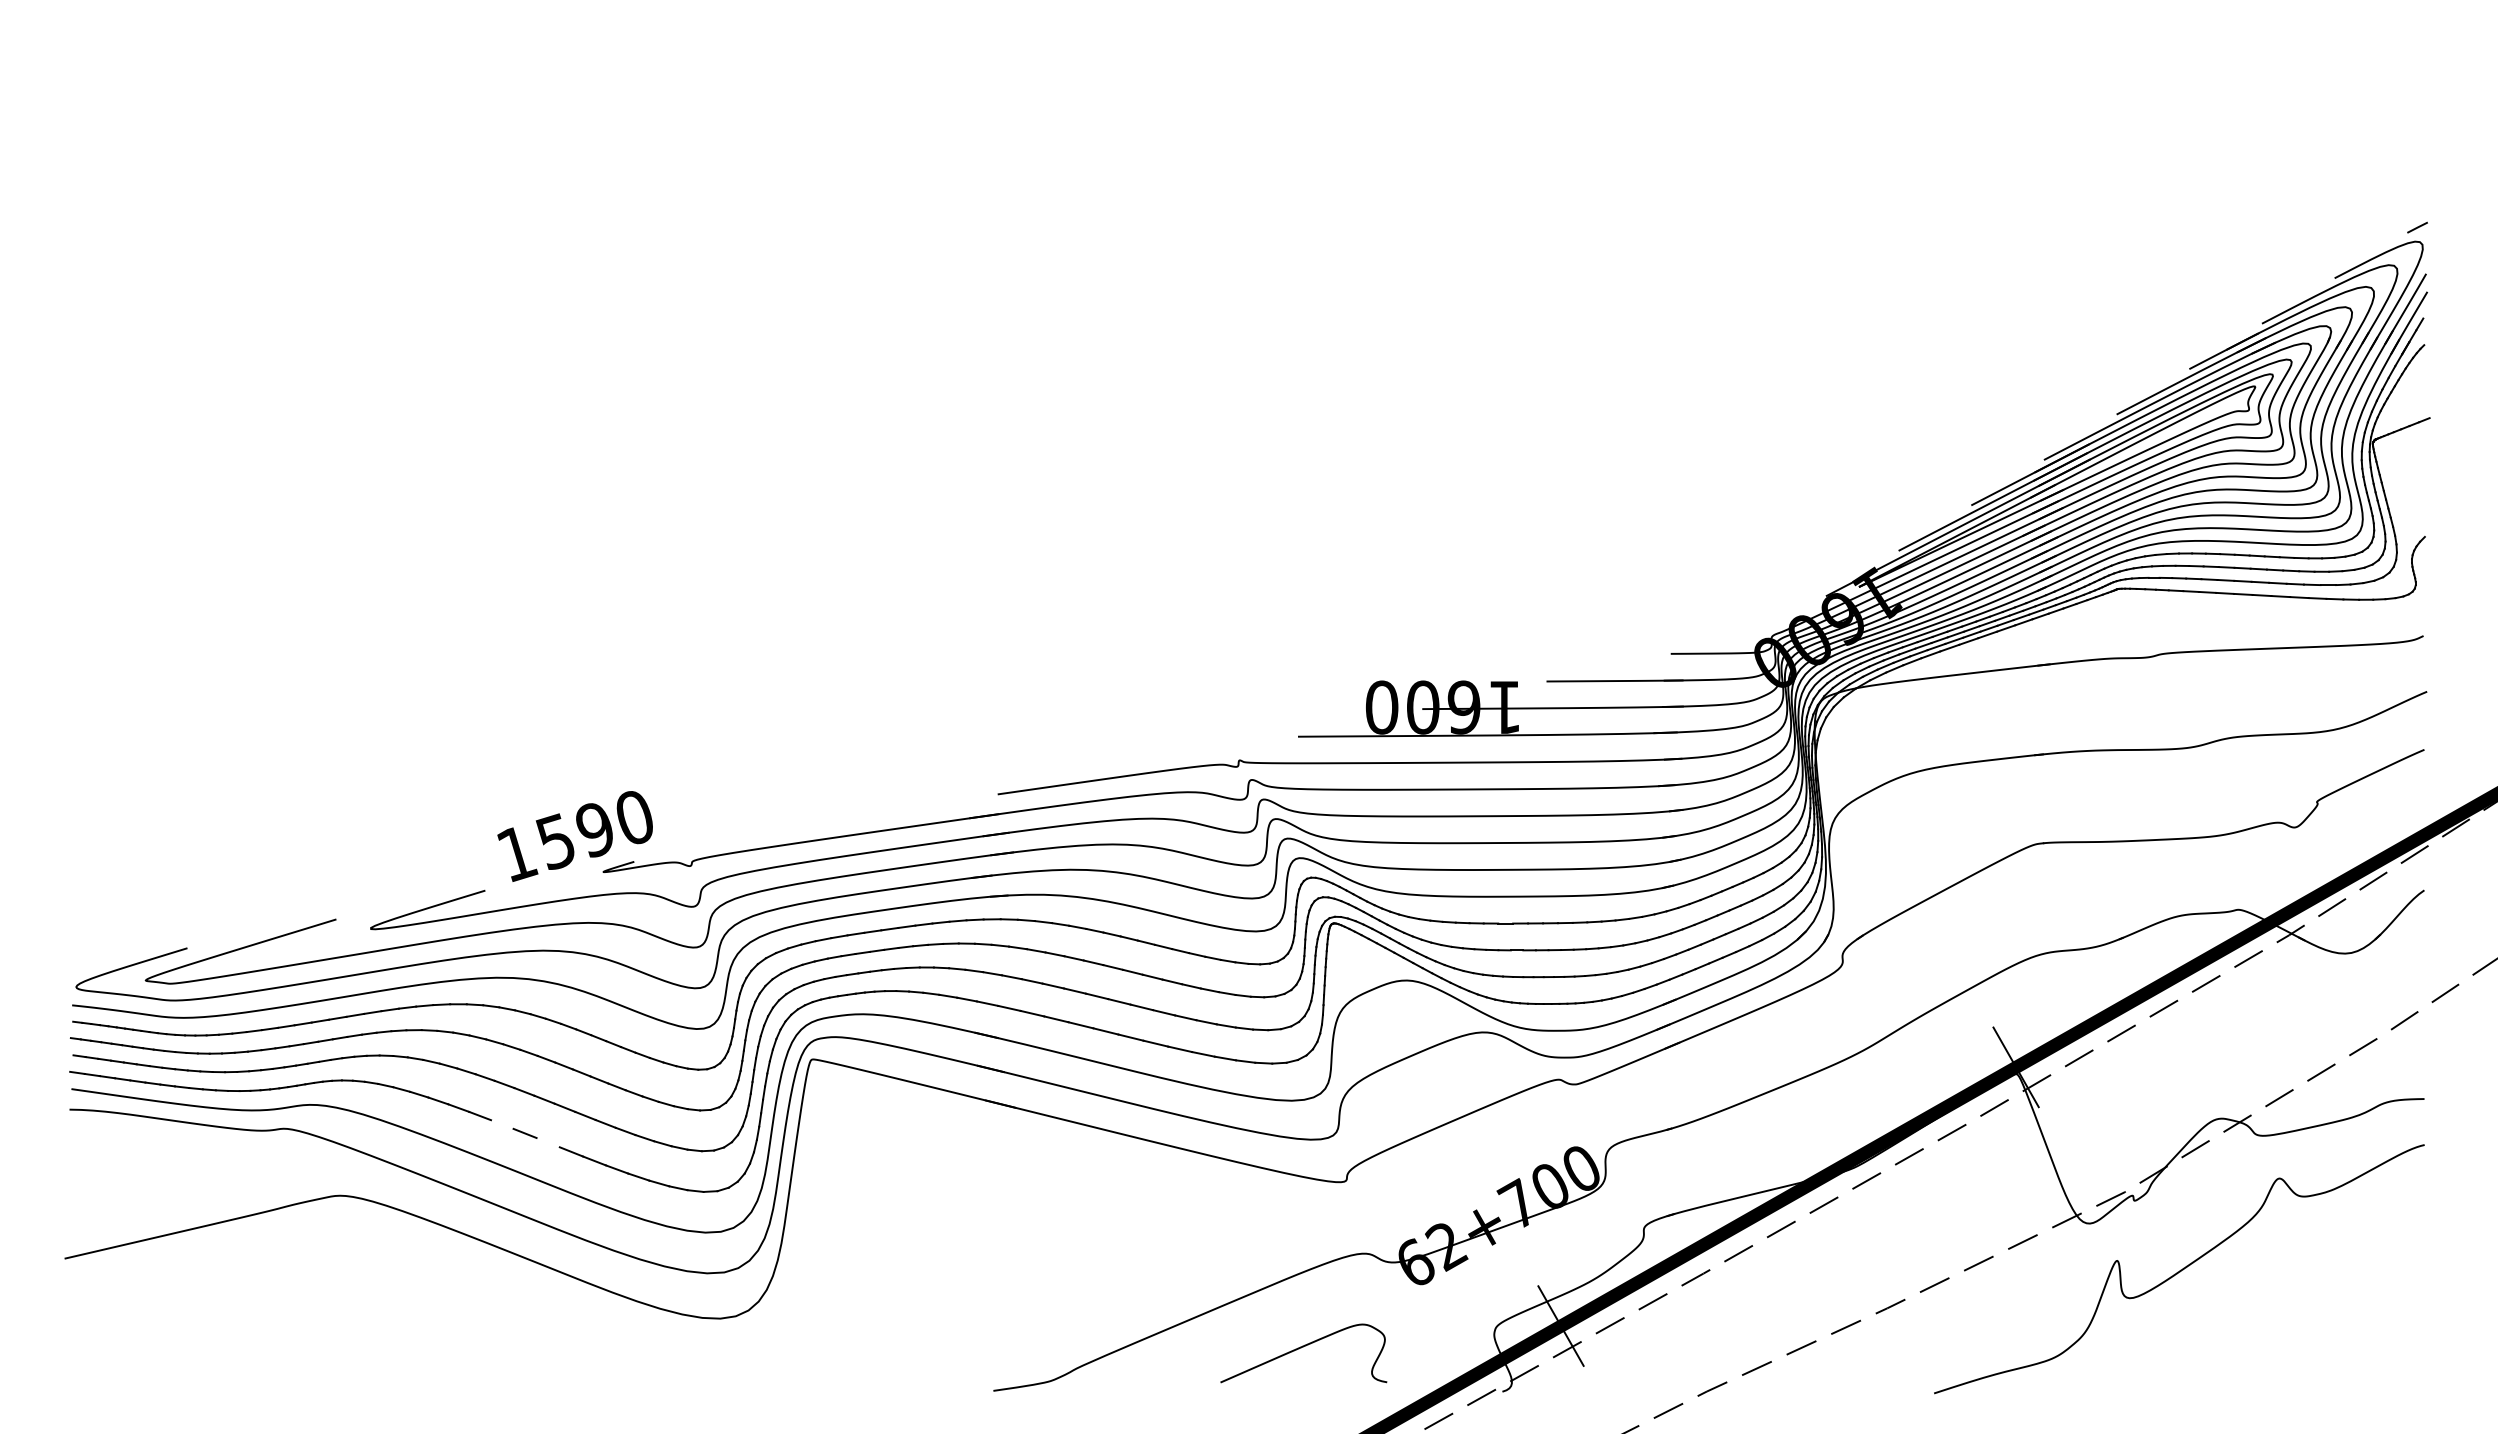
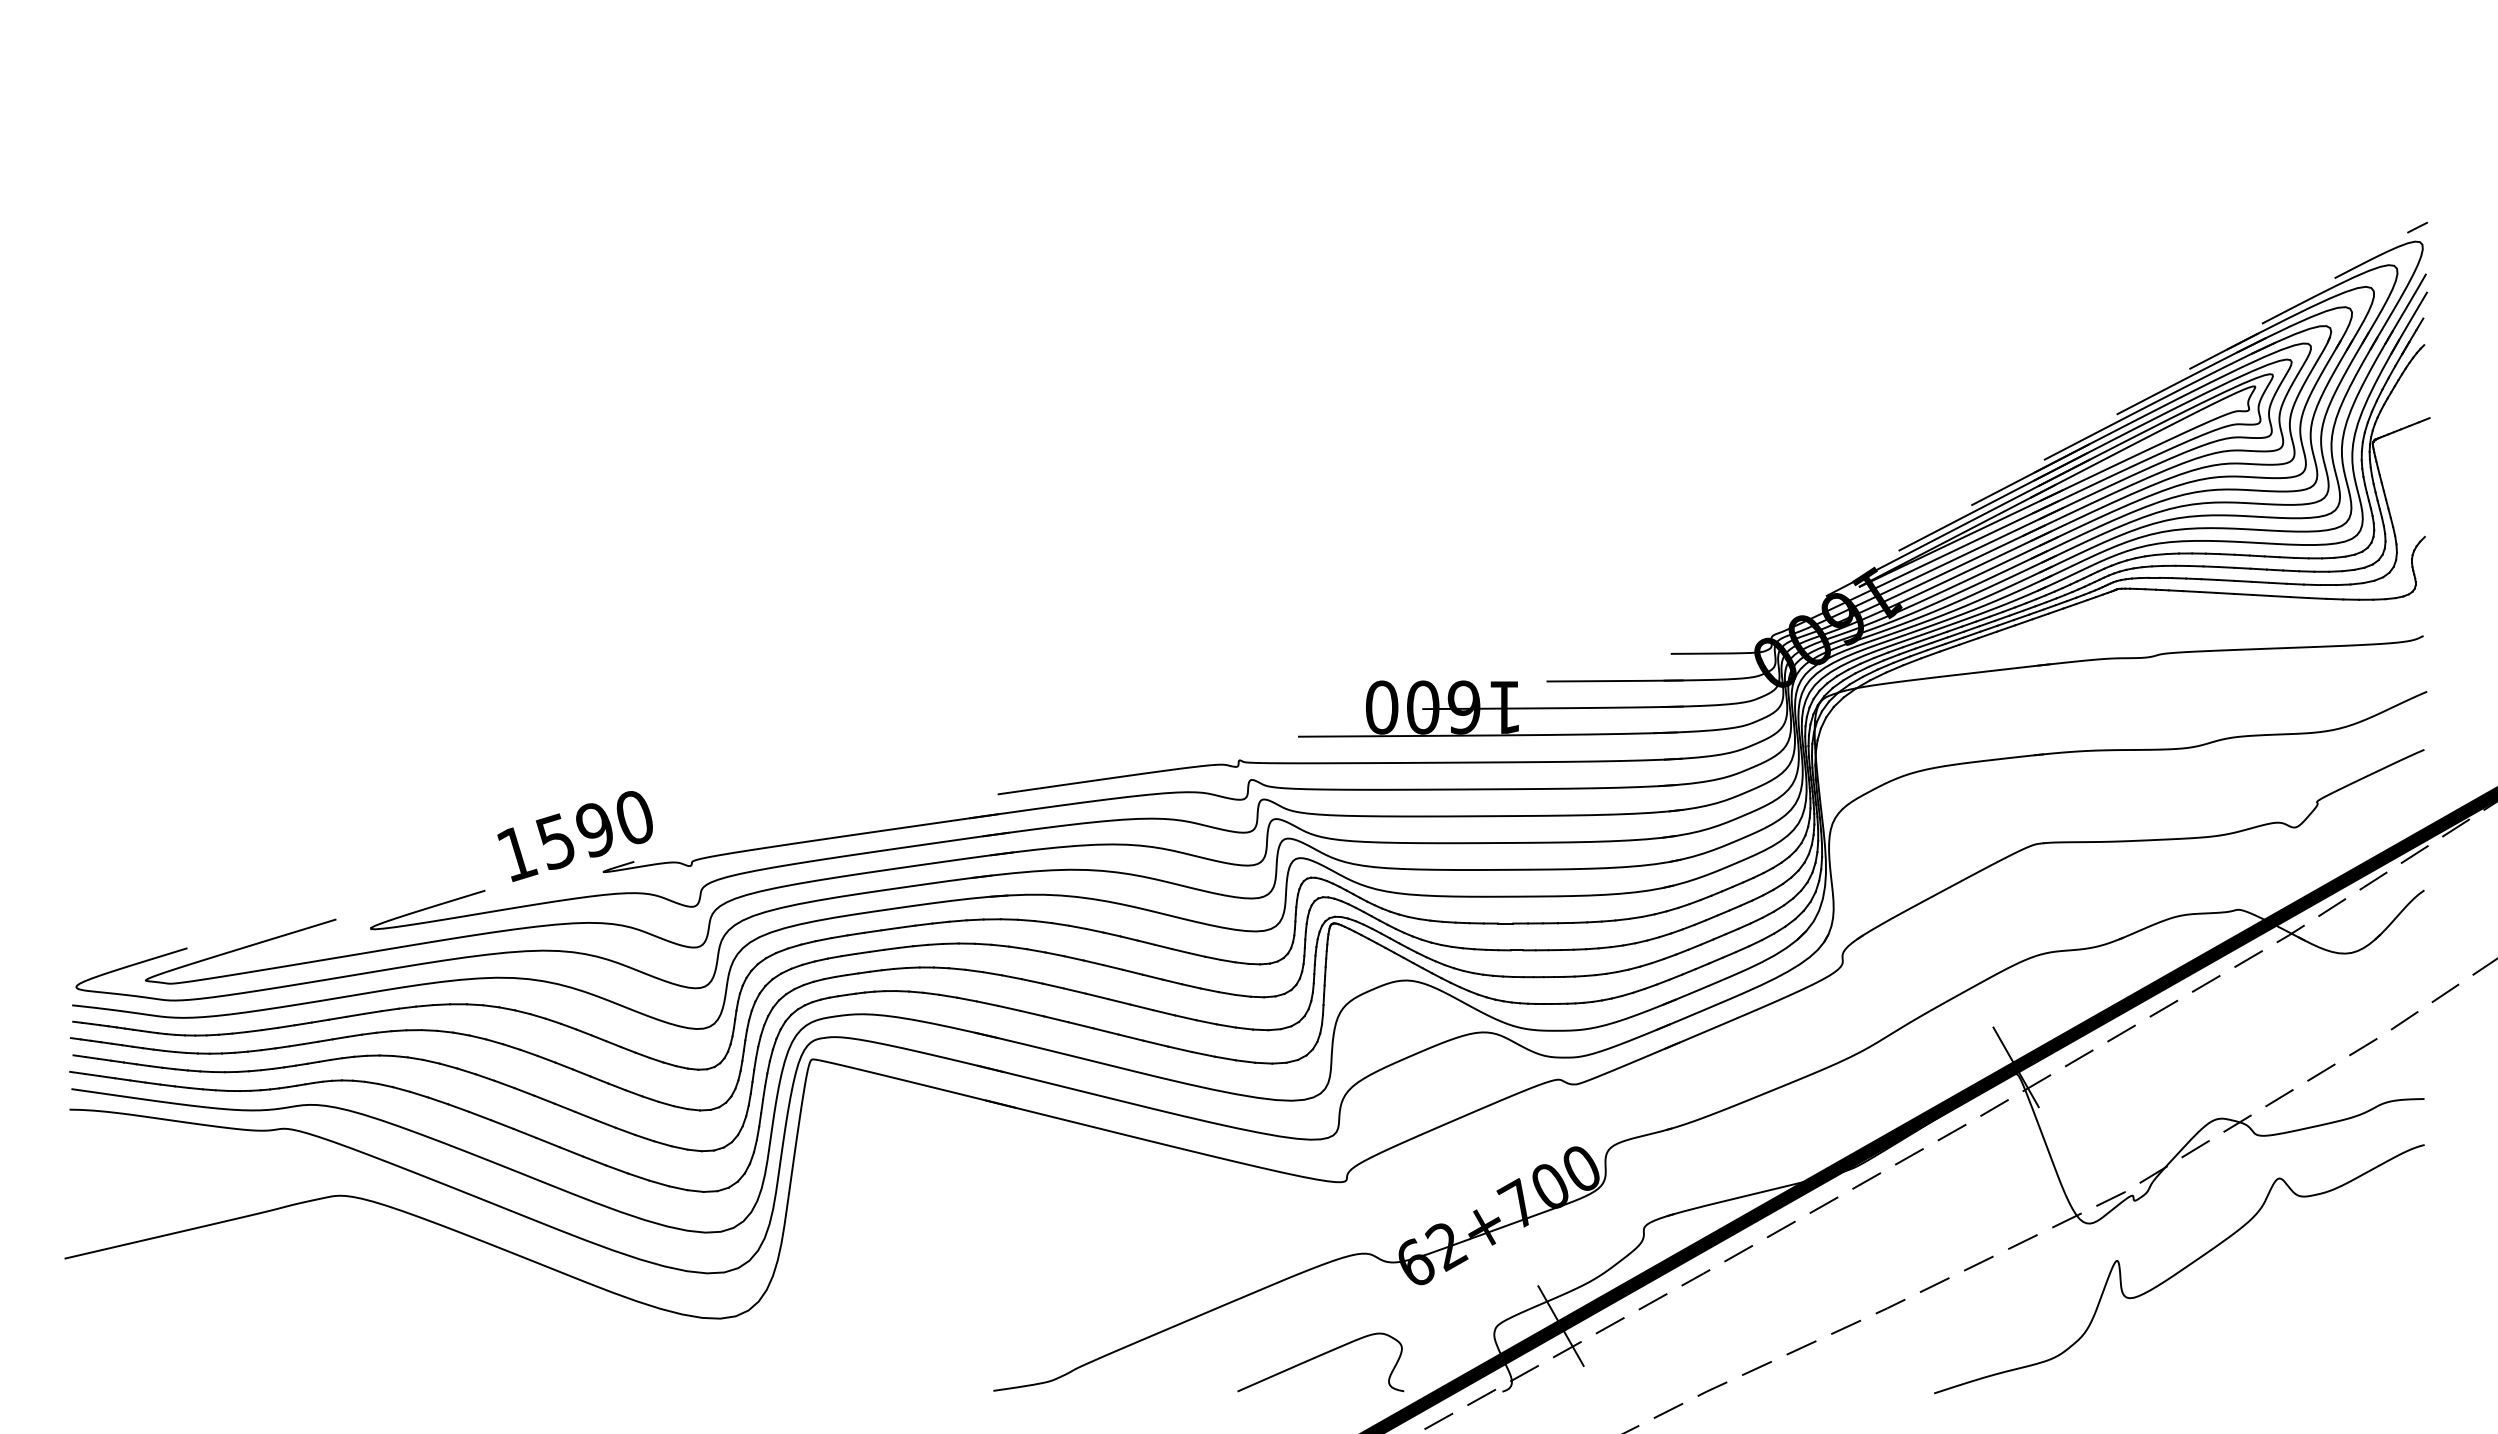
line: none -> present (502, 1124)
line: none -> present (547, 1142)
curve position: (1301, 1348) -> (1318, 1357) (1318, 1357)
